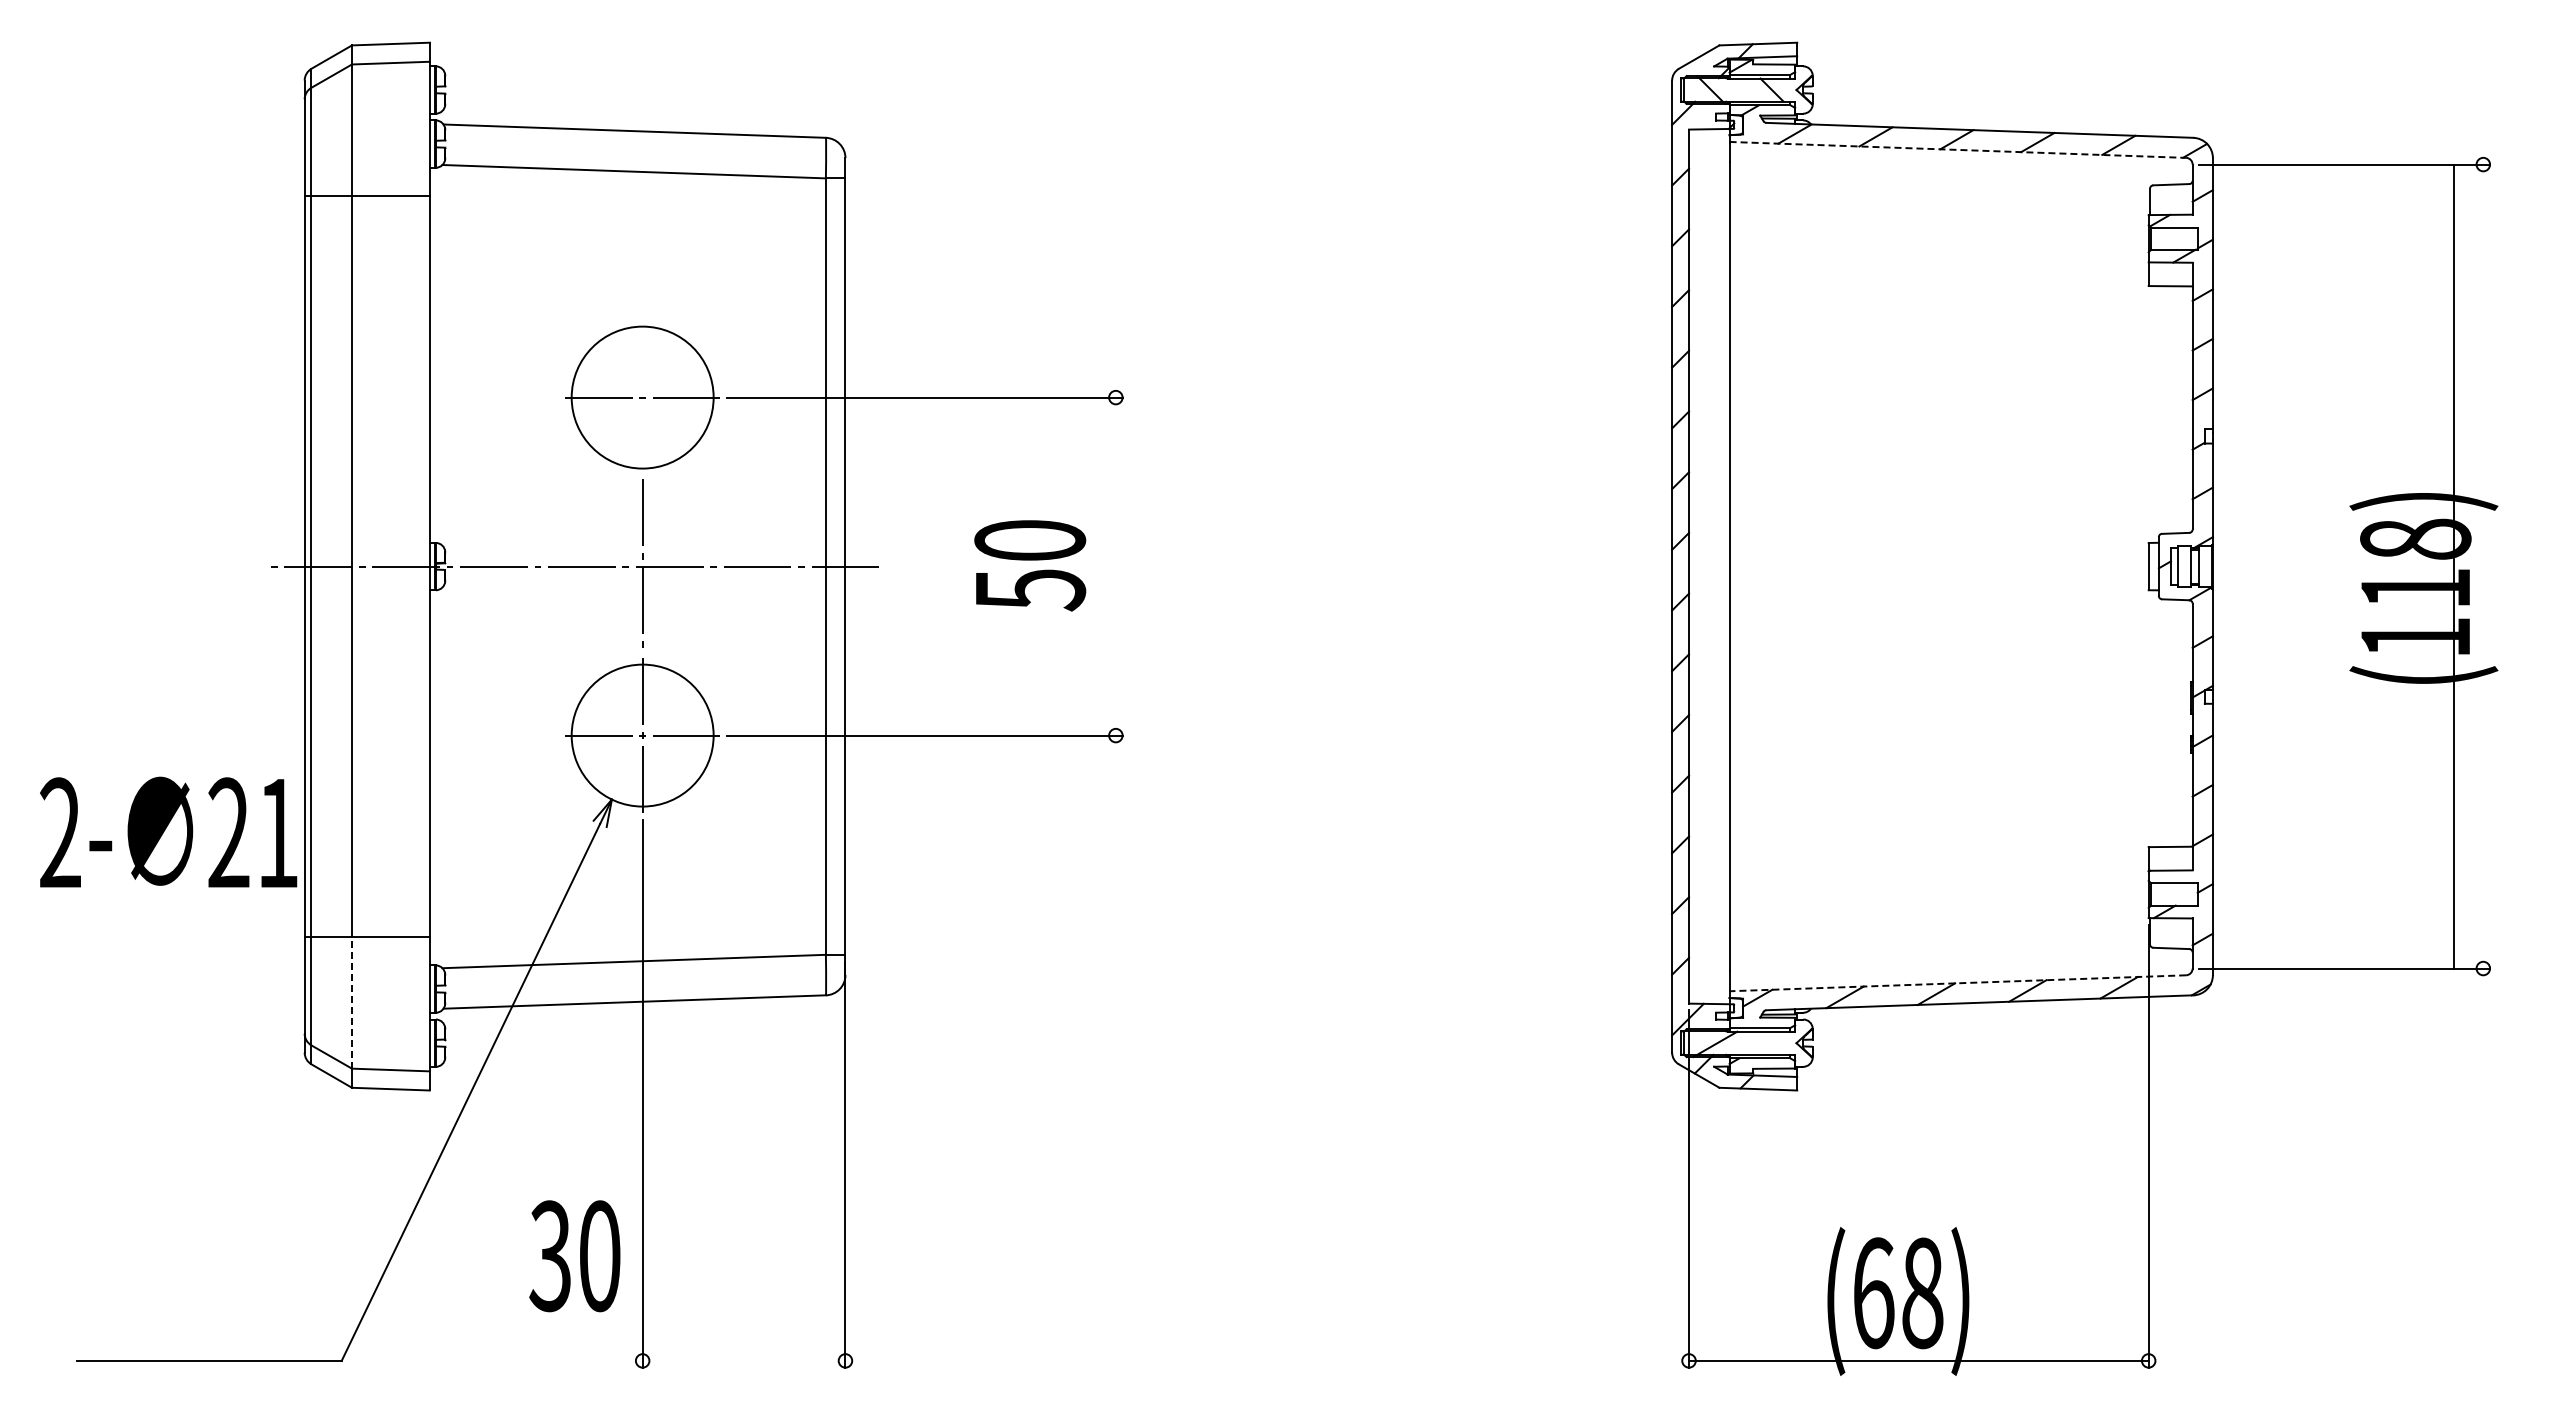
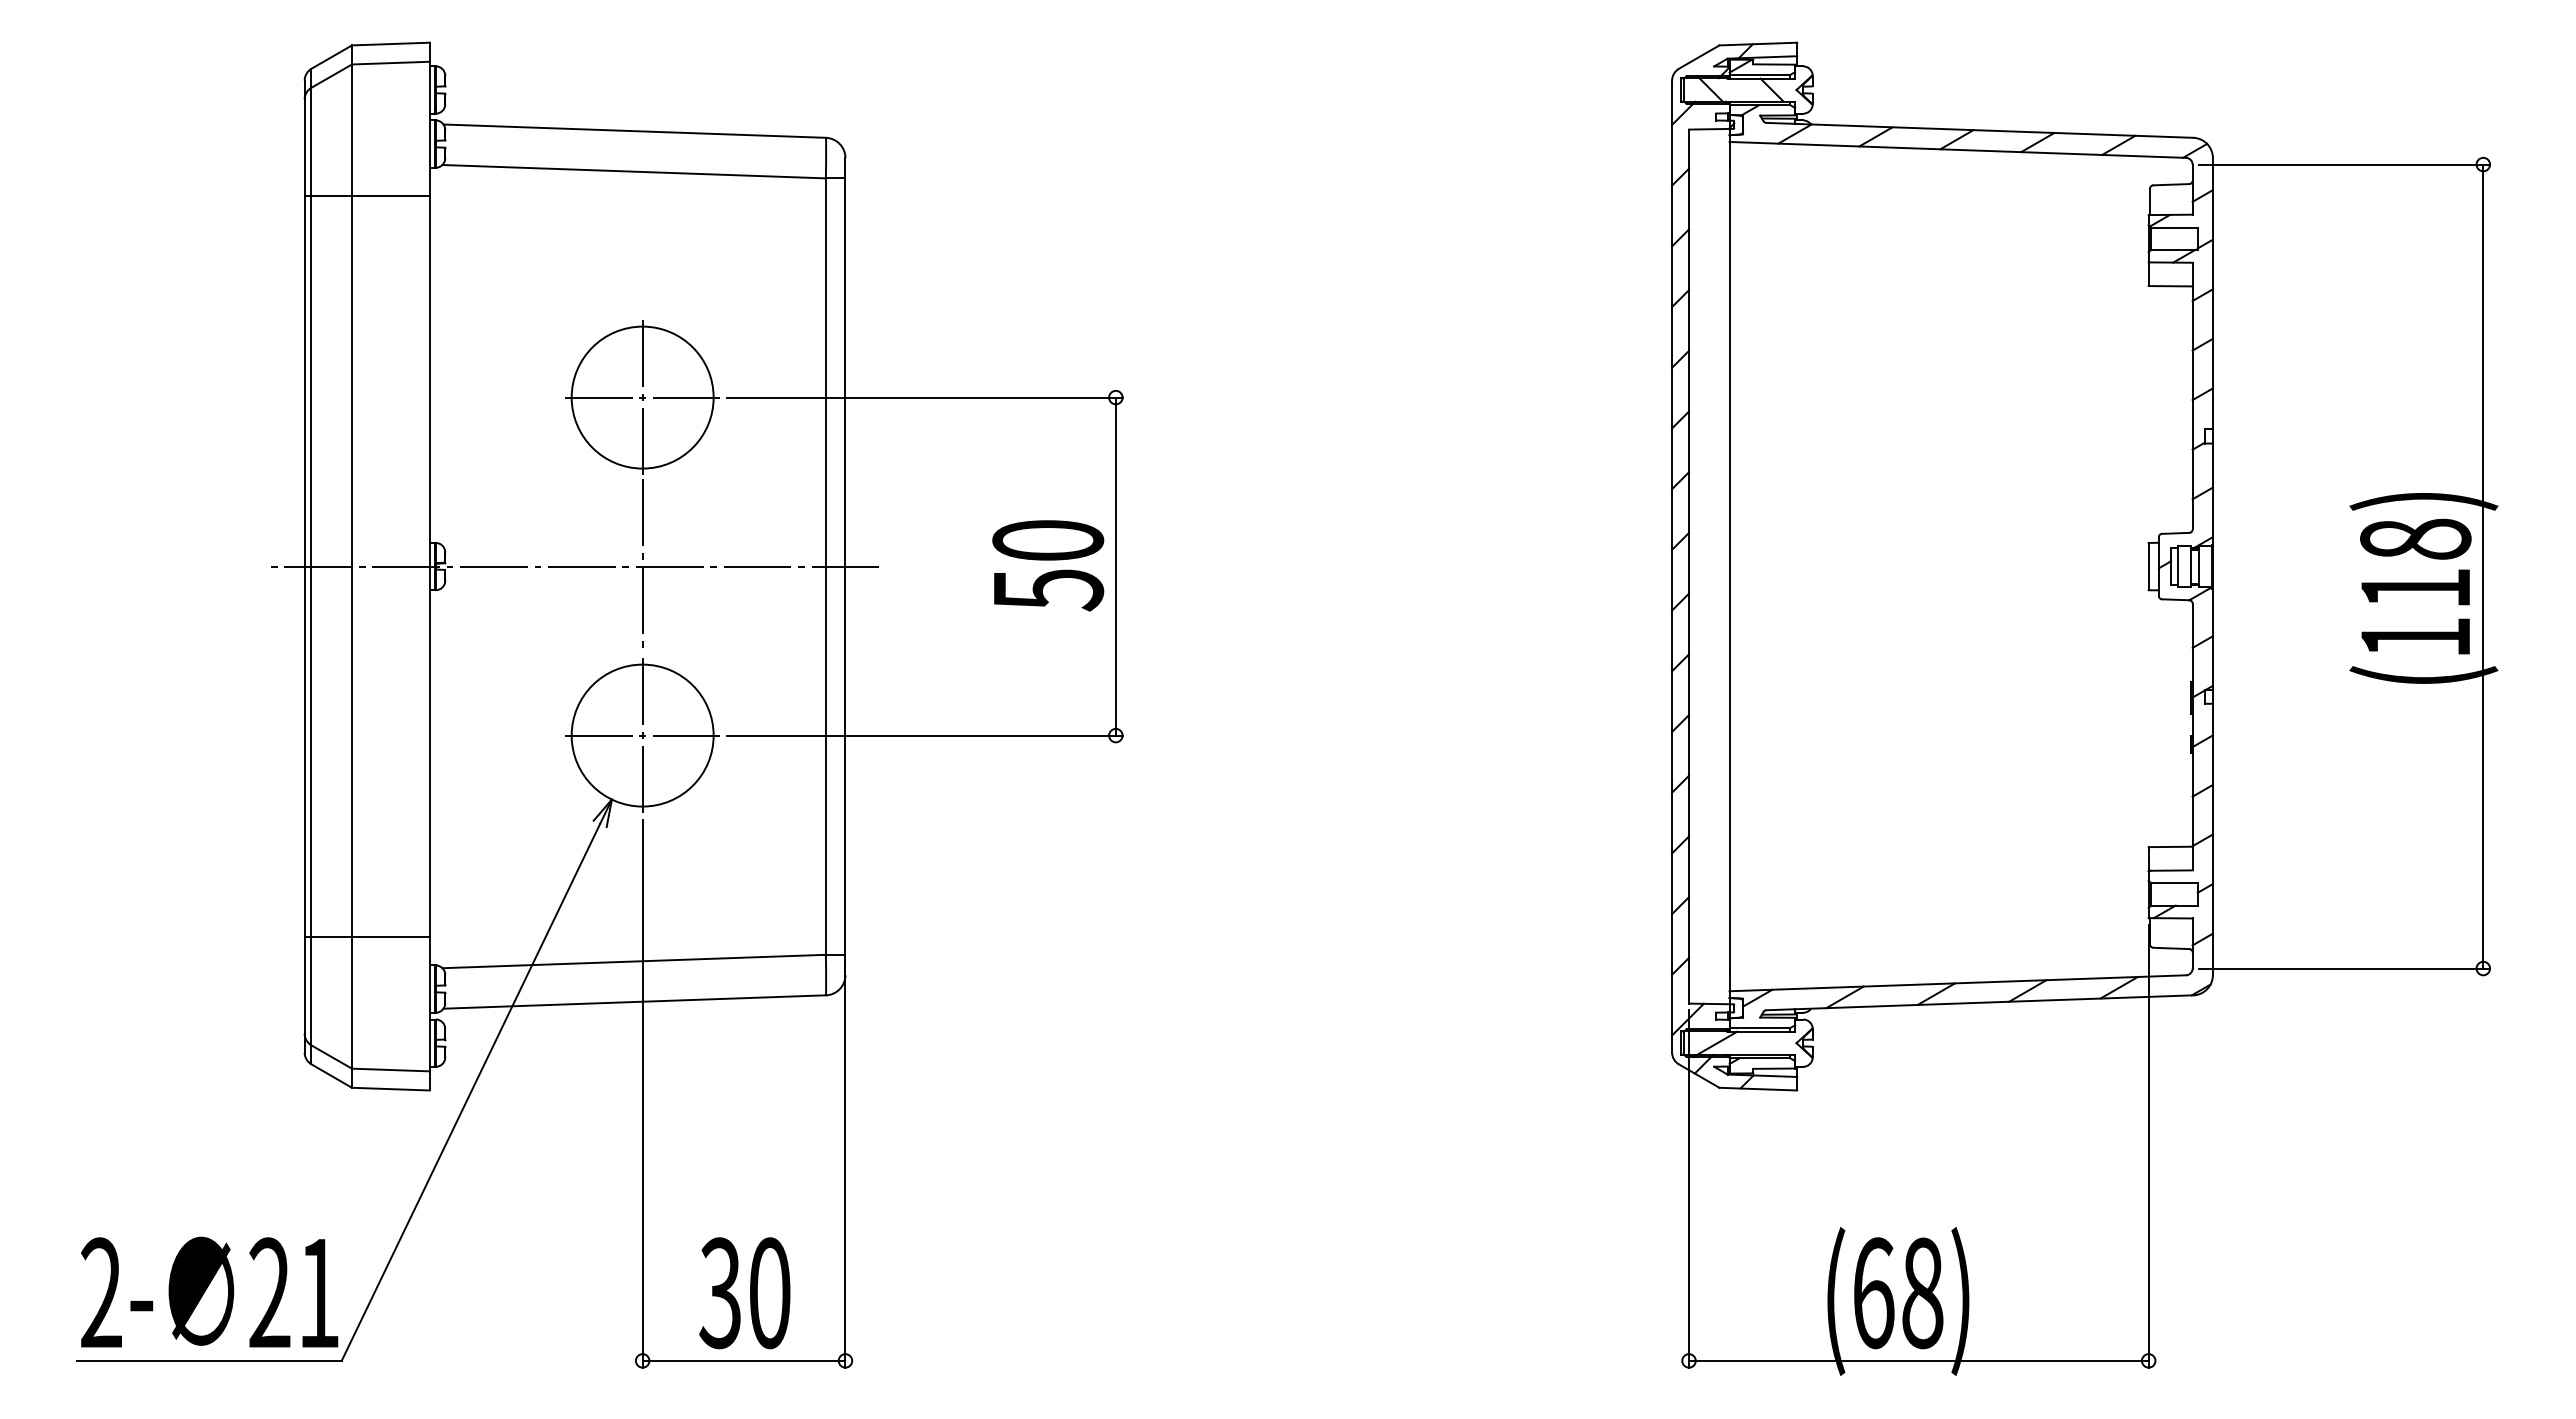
line: dashed -> solid (1958, 149)
line: none -> present (642, 397)
text position: (1030, 565) -> (1048, 565) (1048, 565)
line: none -> present (1115, 566)
line position: (2454, 566) -> (2483, 566) (2483, 566)
text position: (168, 831) -> (209, 1291) (209, 1291)
line: dashed -> solid (1957, 983)
line: dashed -> solid (352, 1002)
text position: (574, 1256) -> (744, 1293) (744, 1293)
line: none -> present (743, 1360)
